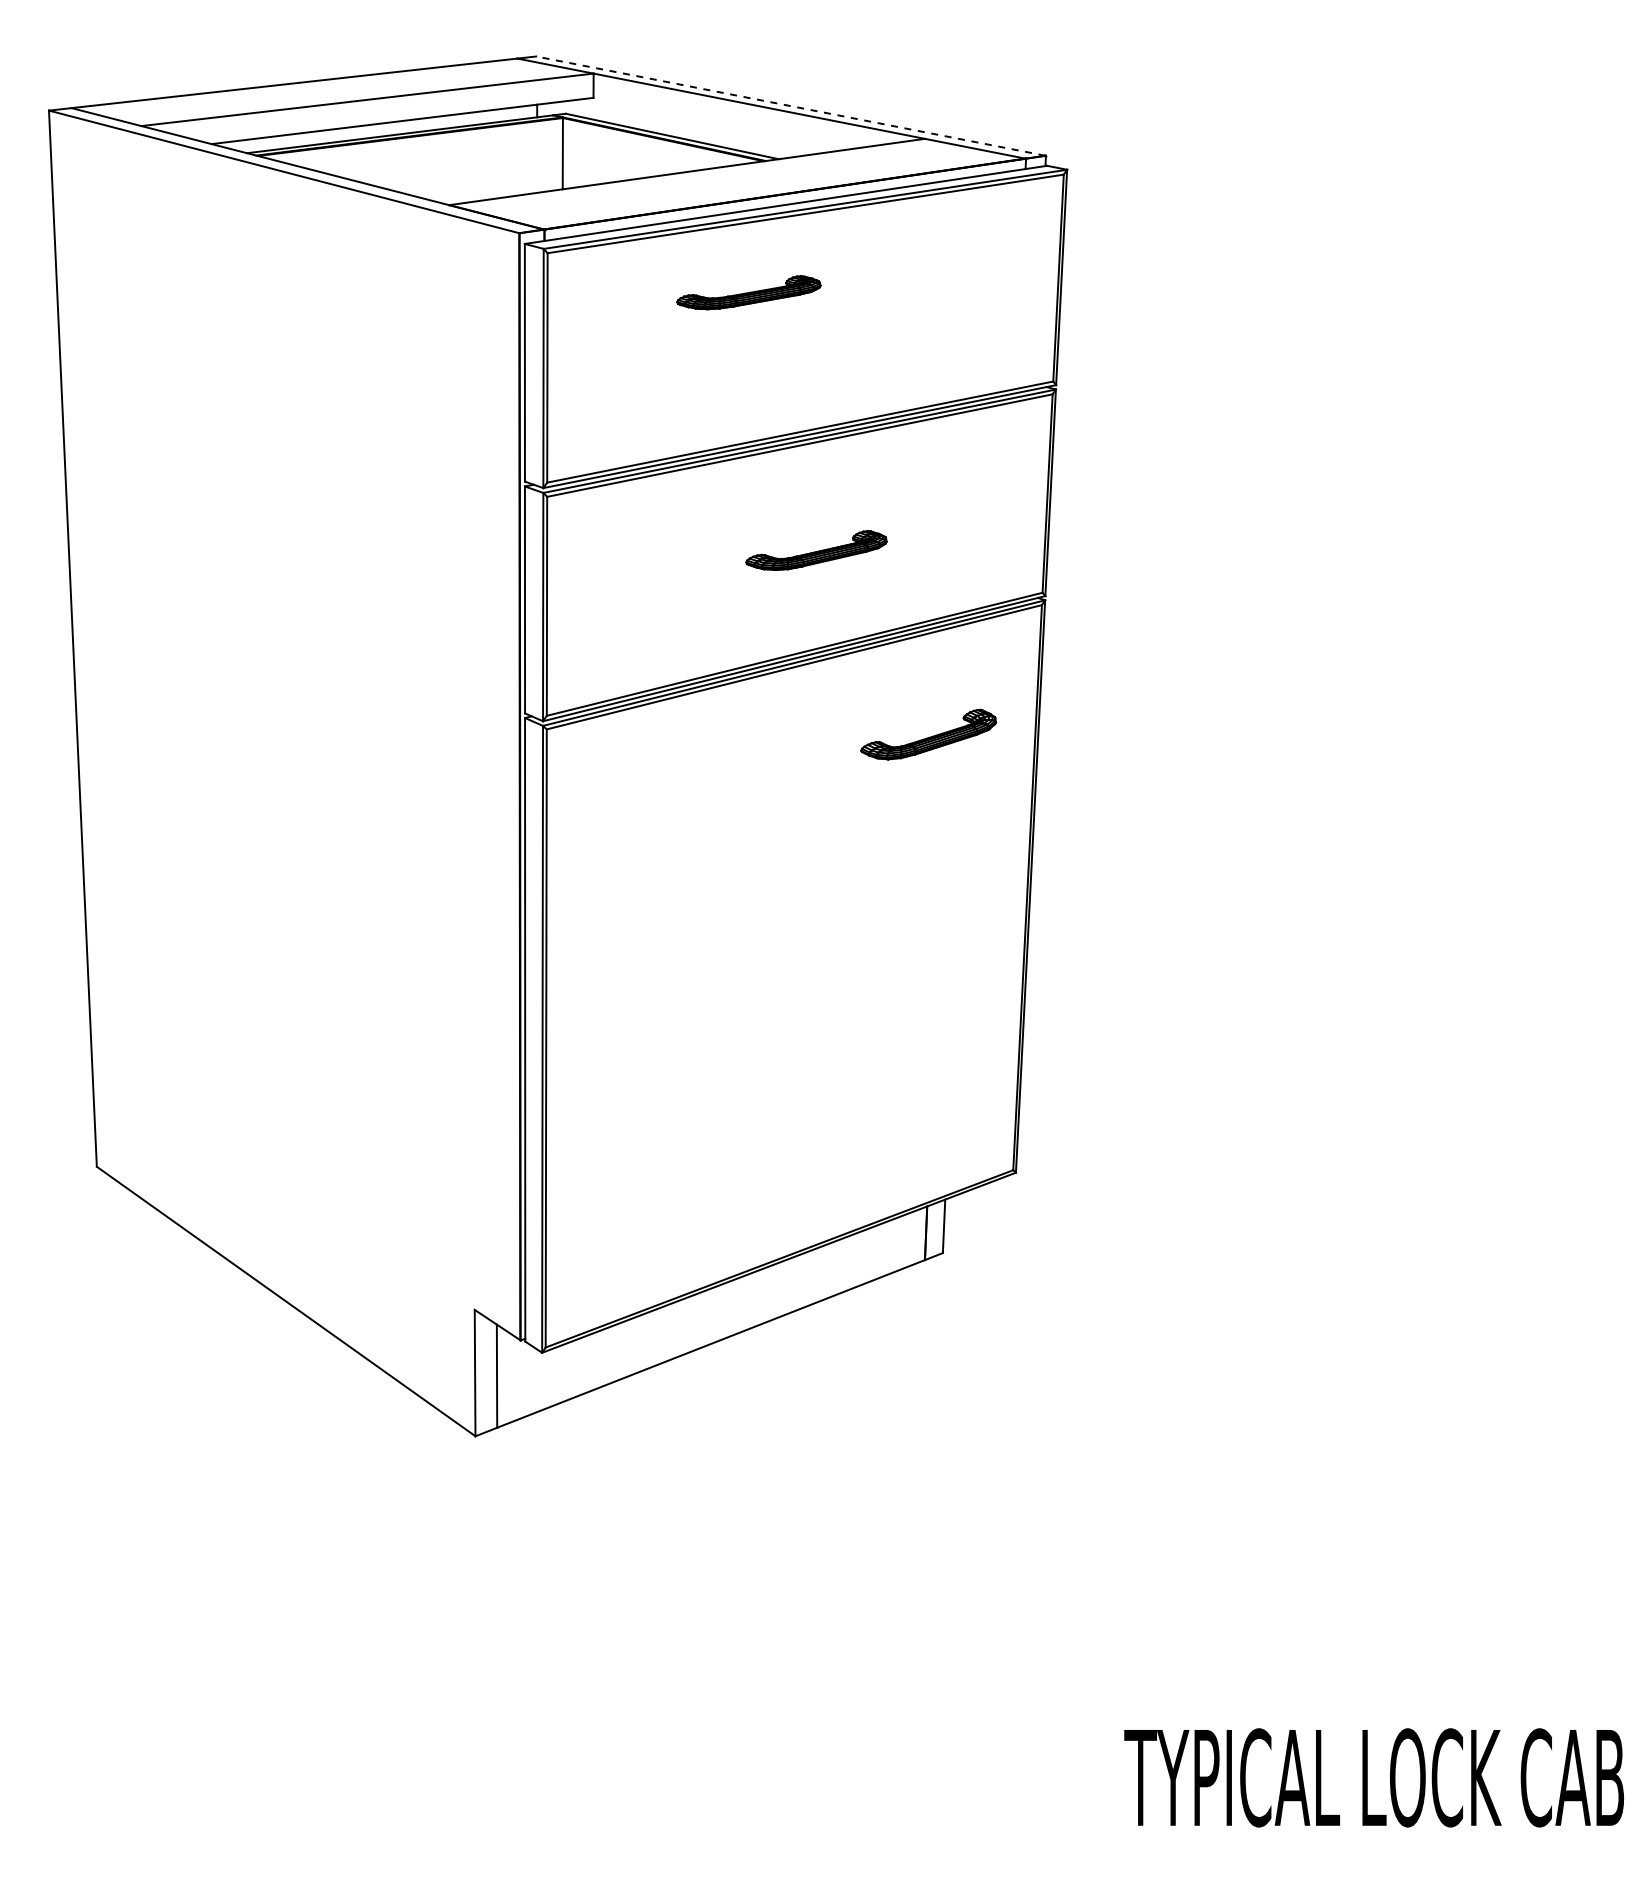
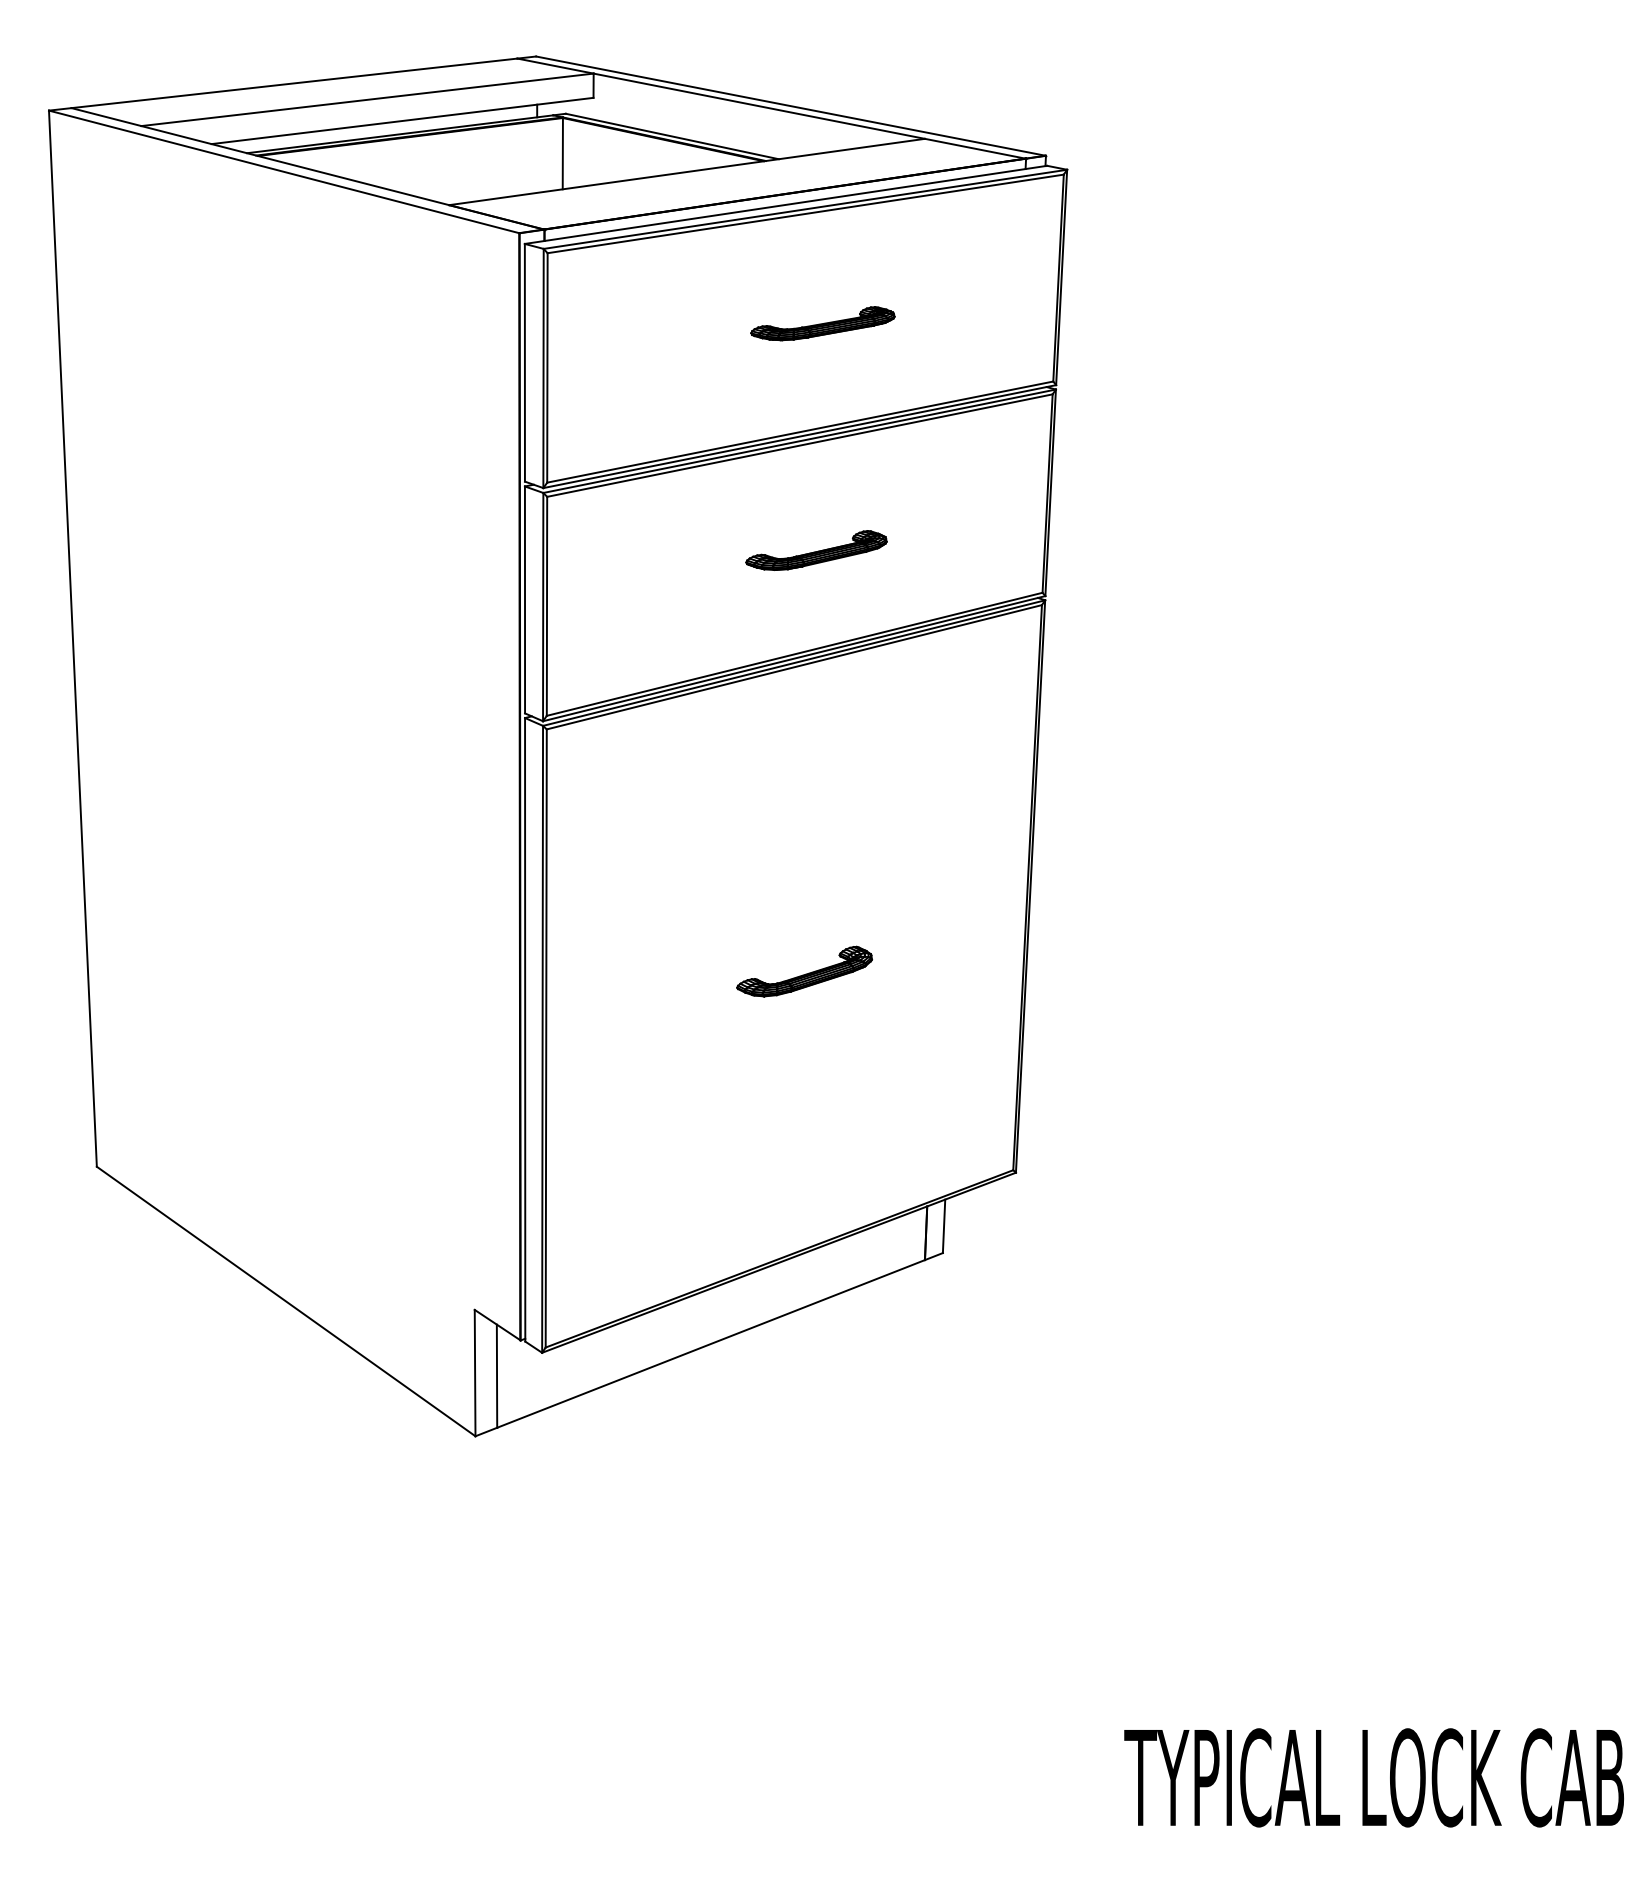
line: dashed -> solid (790, 106)
part position: (748, 292) -> (822, 323) (822, 323)
part position: (928, 734) -> (804, 971) (804, 971)
